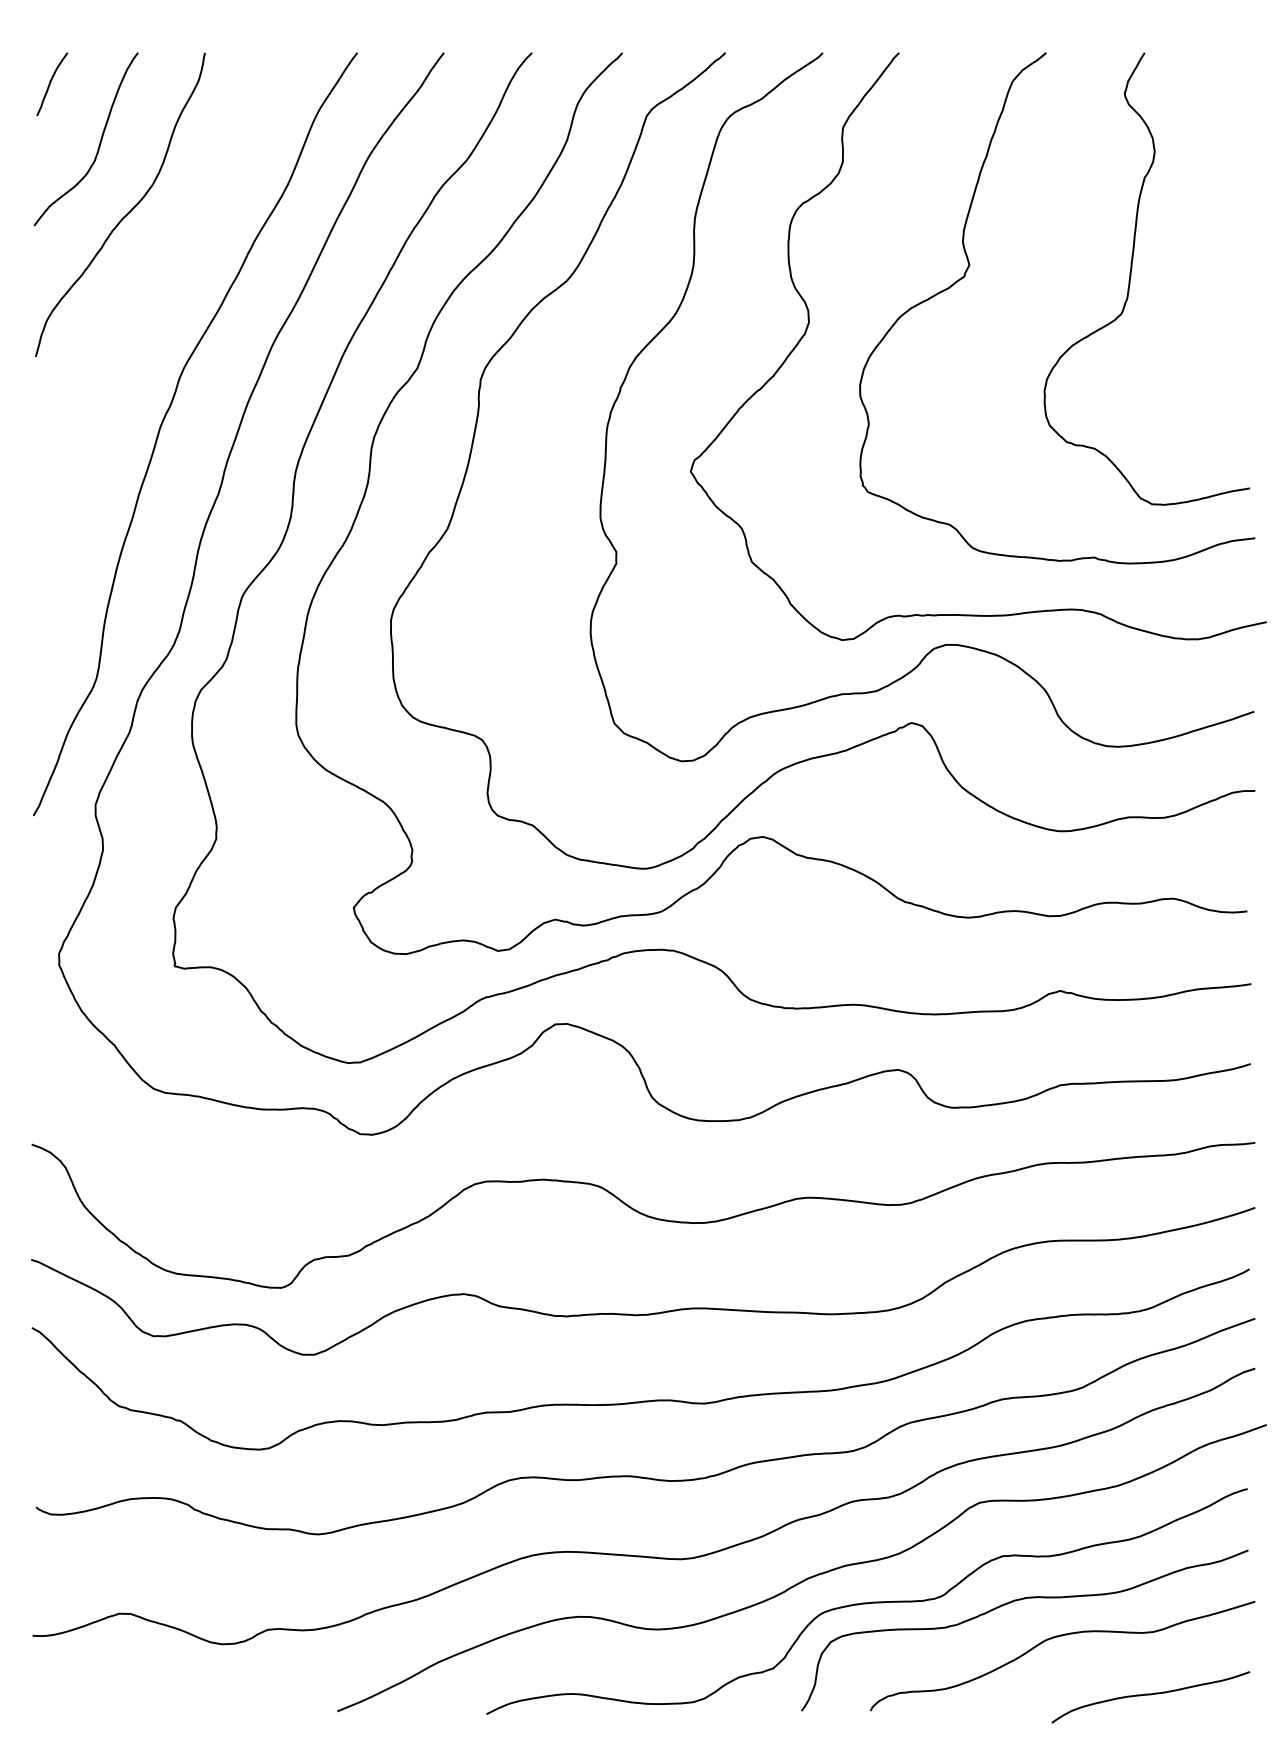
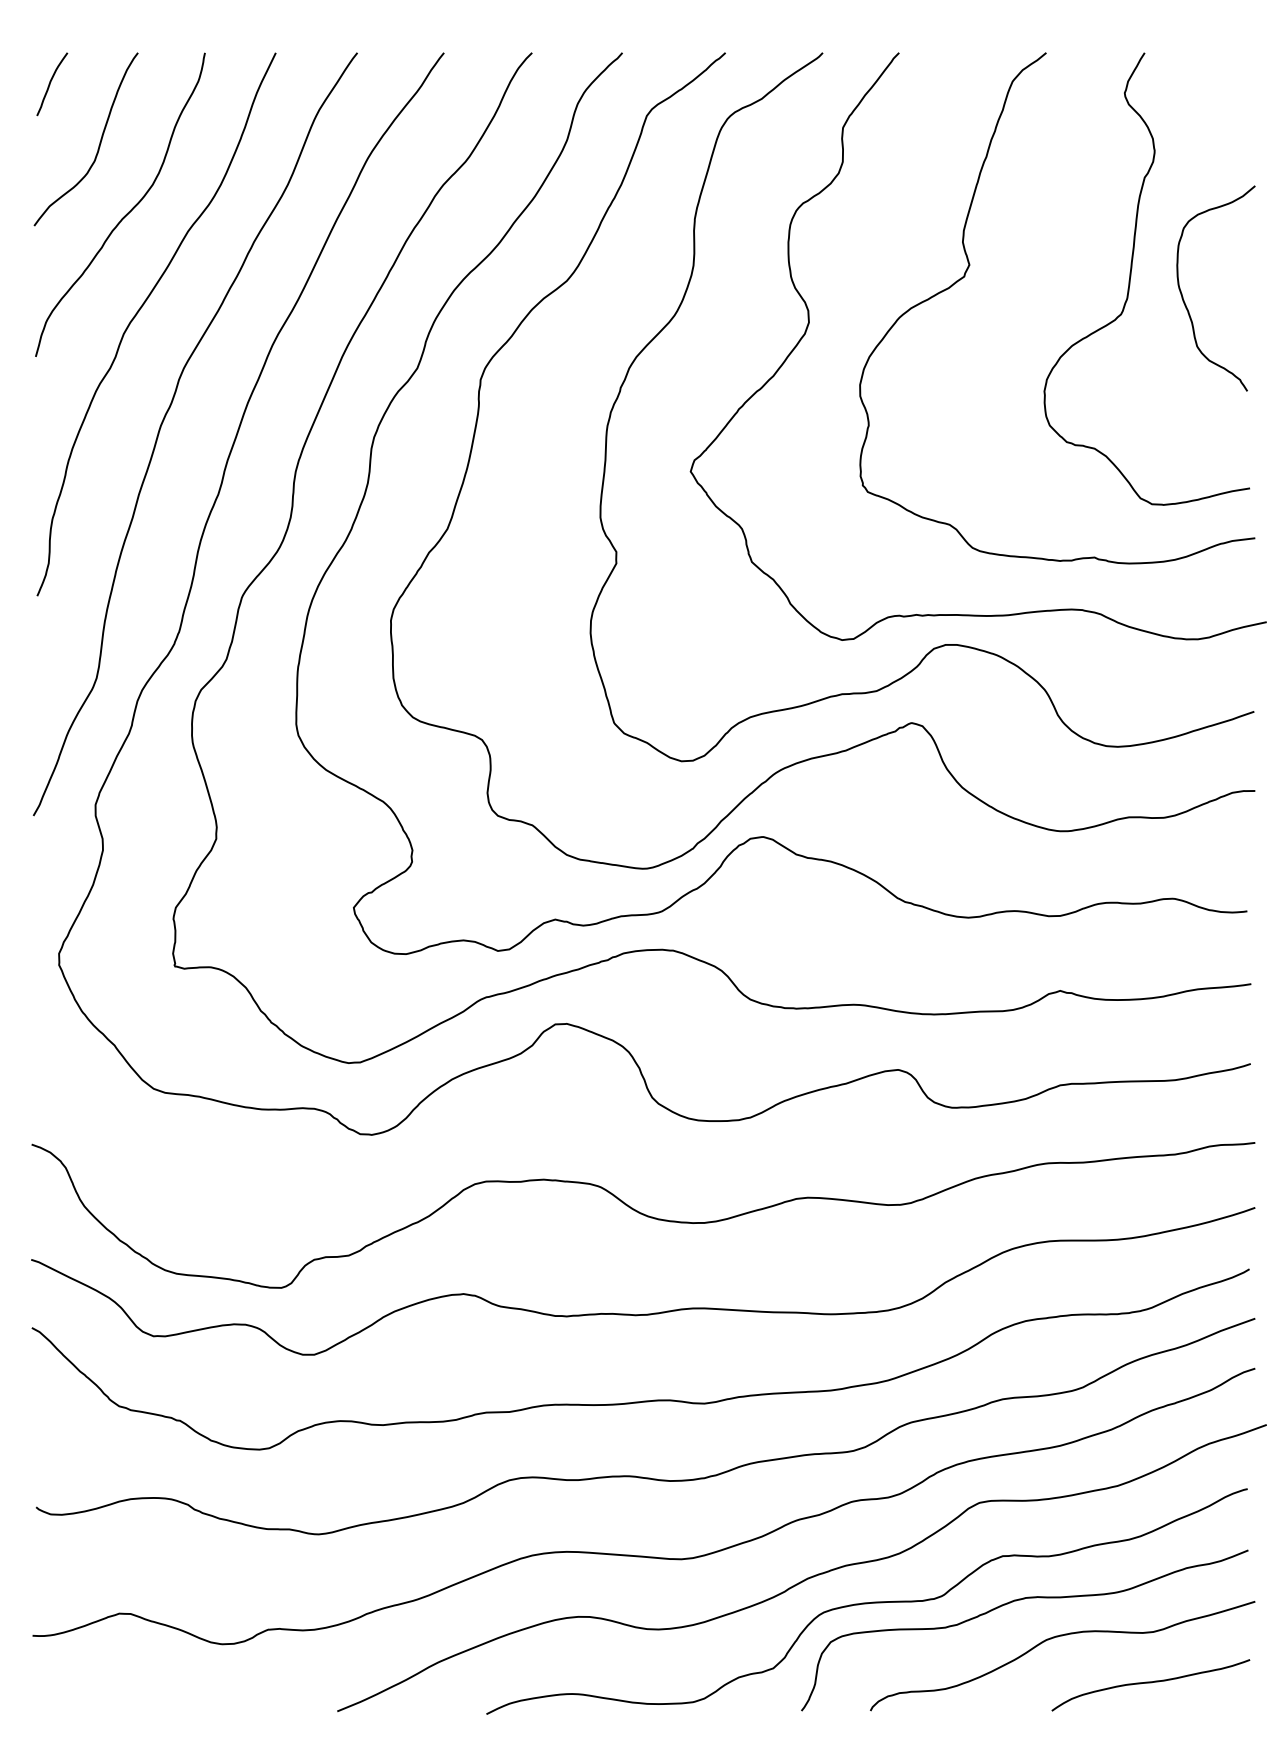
curve: none -> present (1183, 296)
curve: none -> present (140, 310)
curve position: (1150, 1695) -> (1150, 1683) (1150, 1683)
